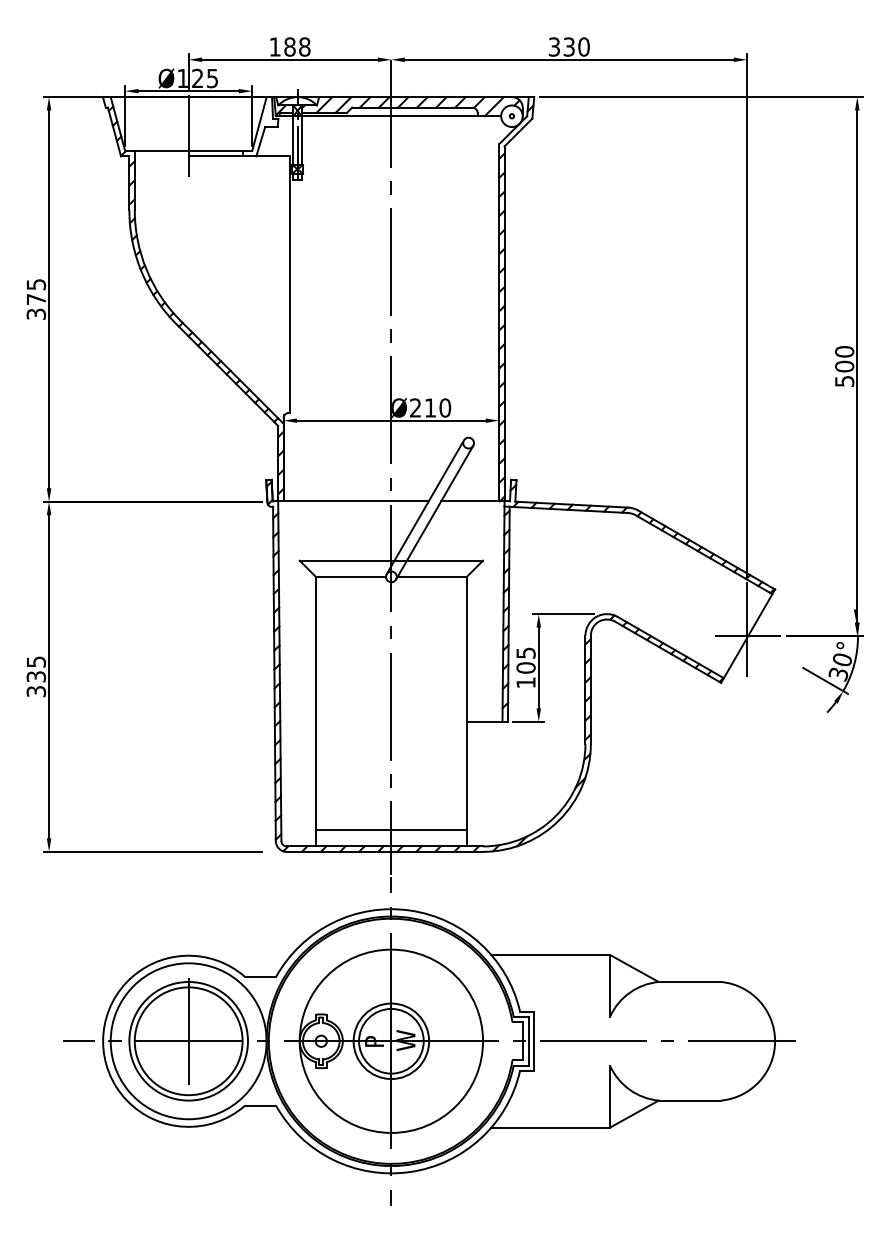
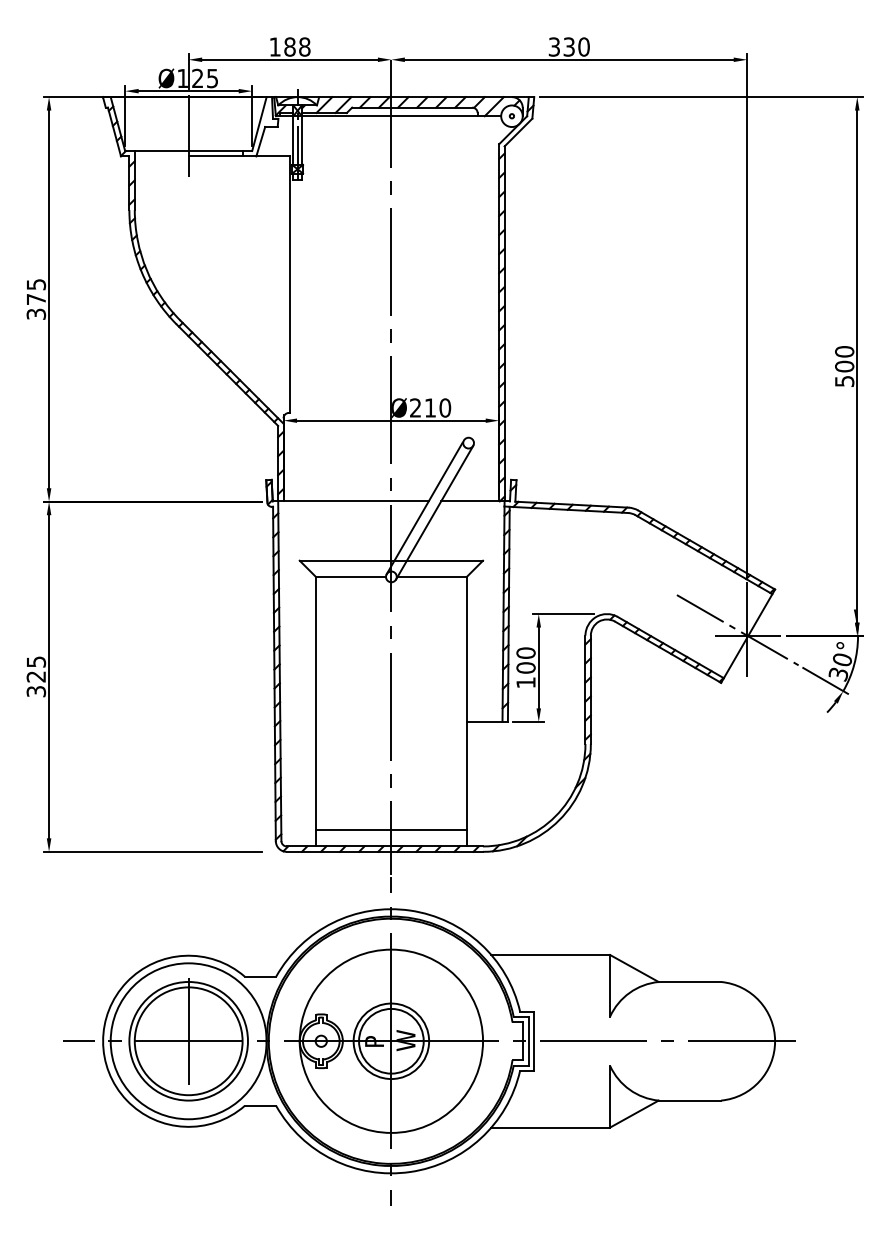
line: none -> present (737, 630)
text: 105 -> 100 (525, 652)
text: 335 -> 325 (36, 676)
